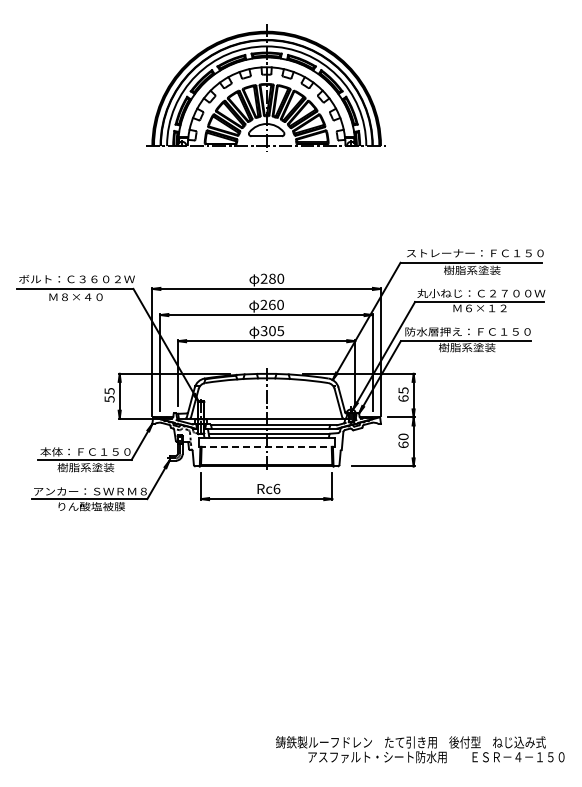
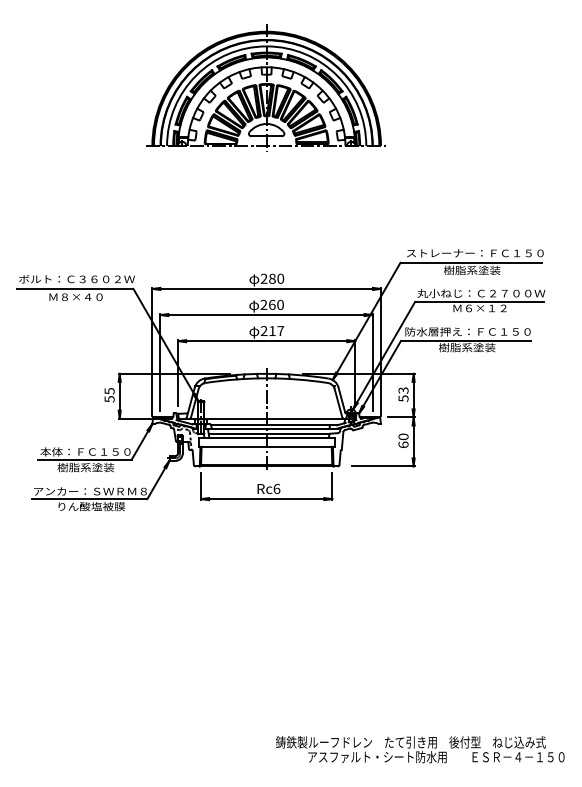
text: 305 -> 217 (272, 331)
text: 65 -> 53 (403, 394)
line: dashed -> solid (267, 446)
